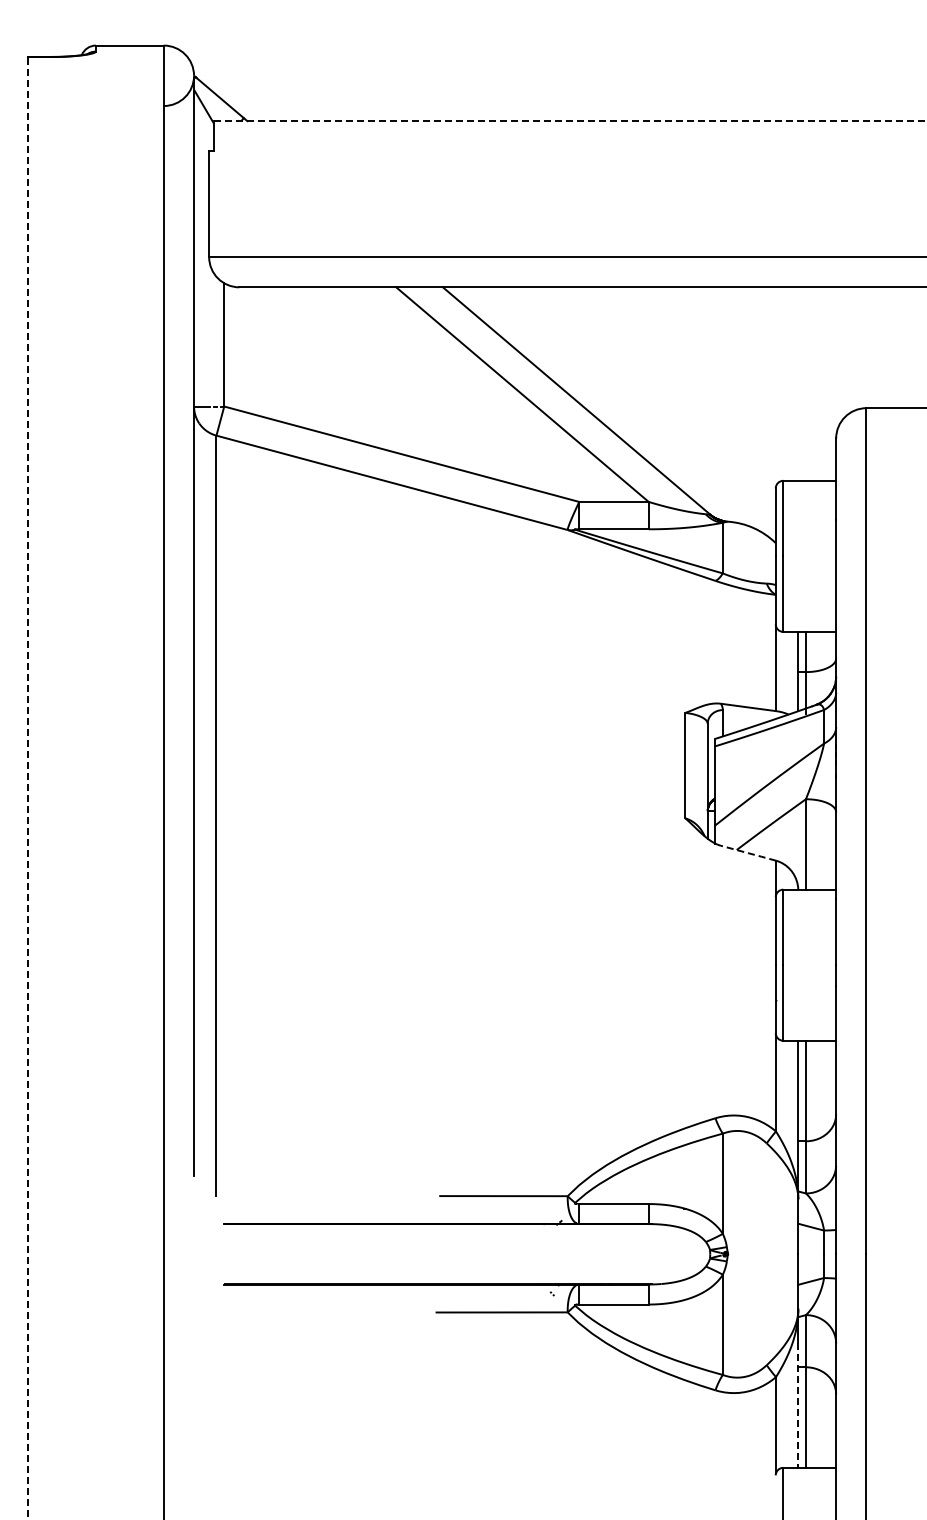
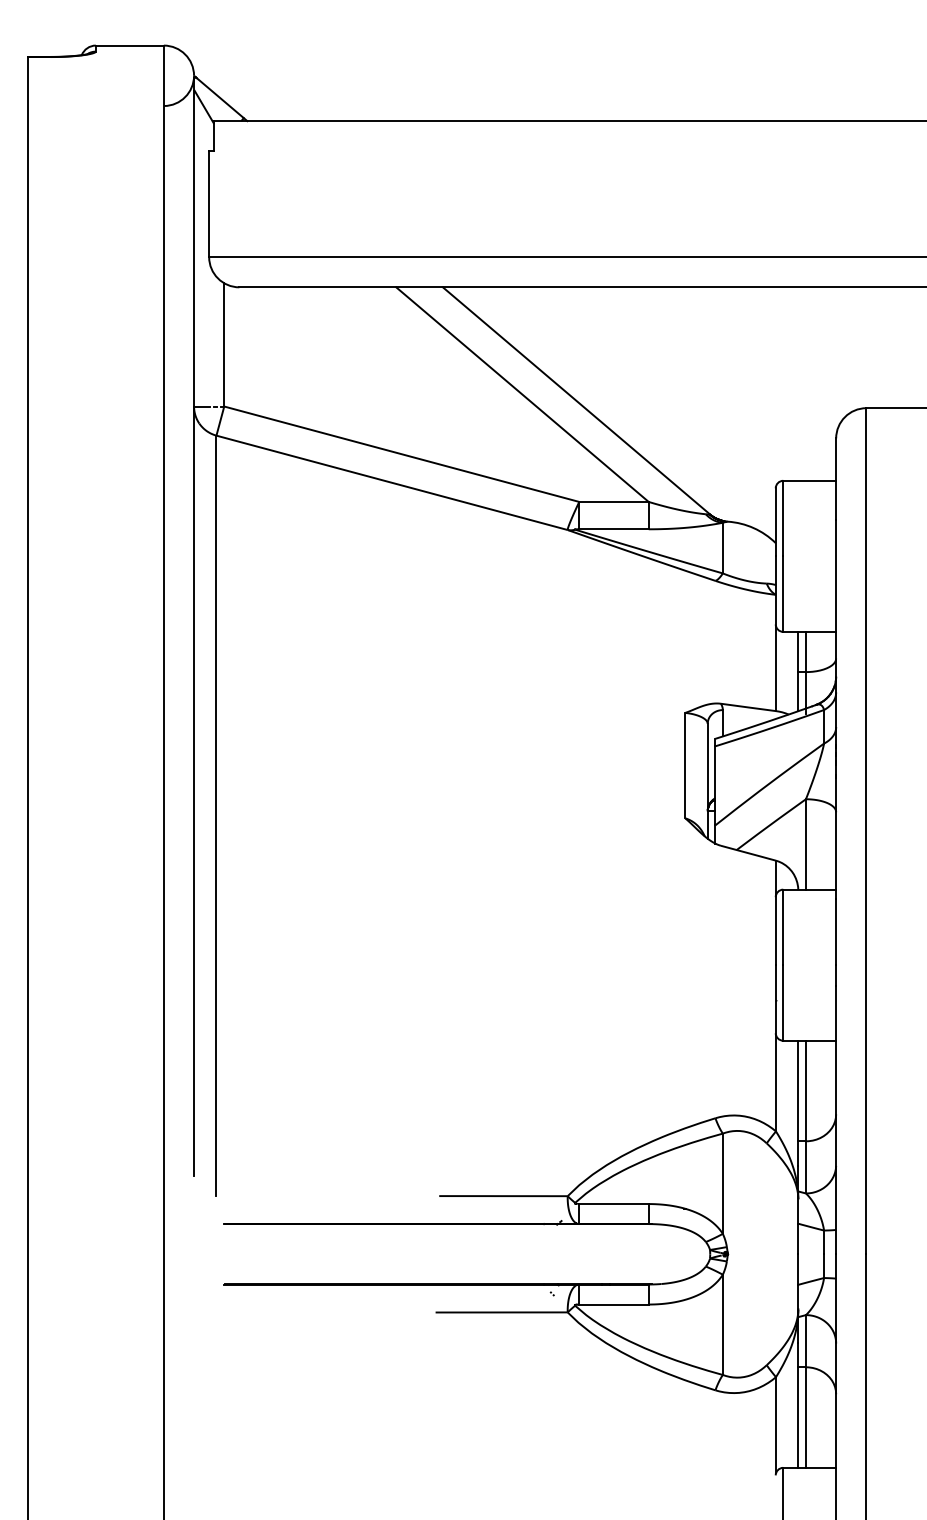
line: dashed -> solid (571, 121)
line: dashed -> solid (27, 787)
line: dashed -> solid (748, 853)
line: dashed -> solid (798, 1405)
